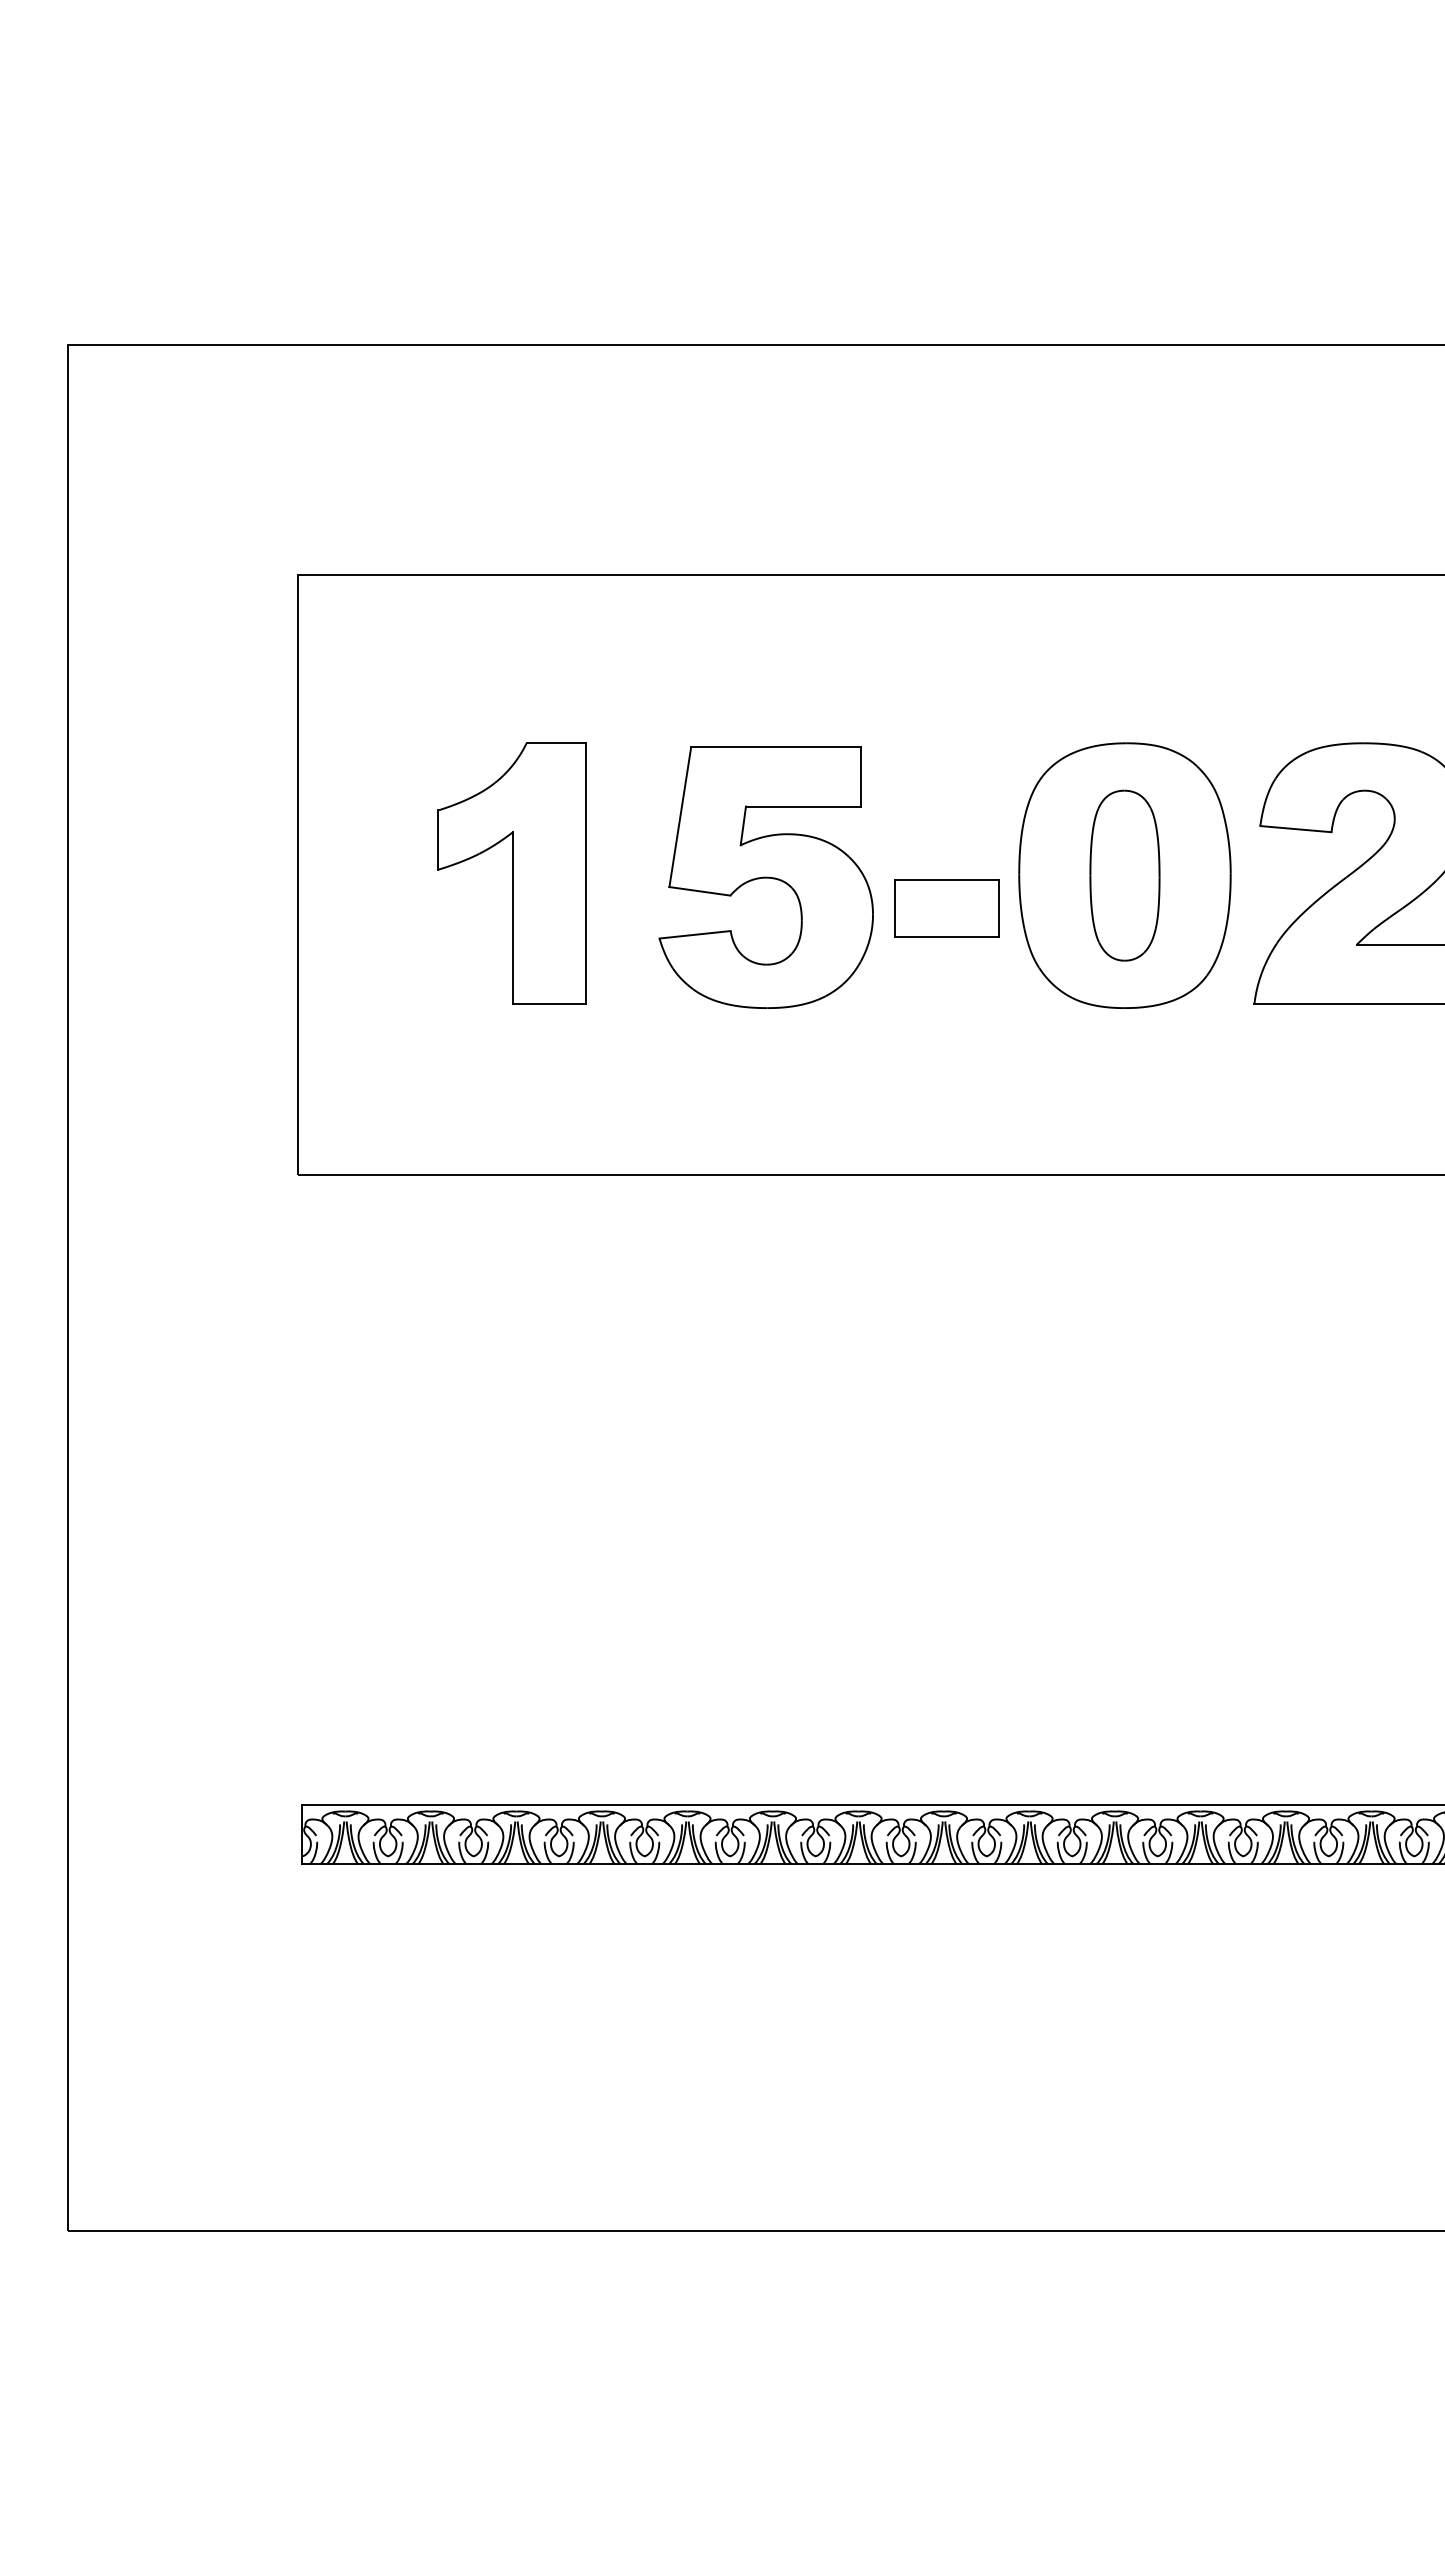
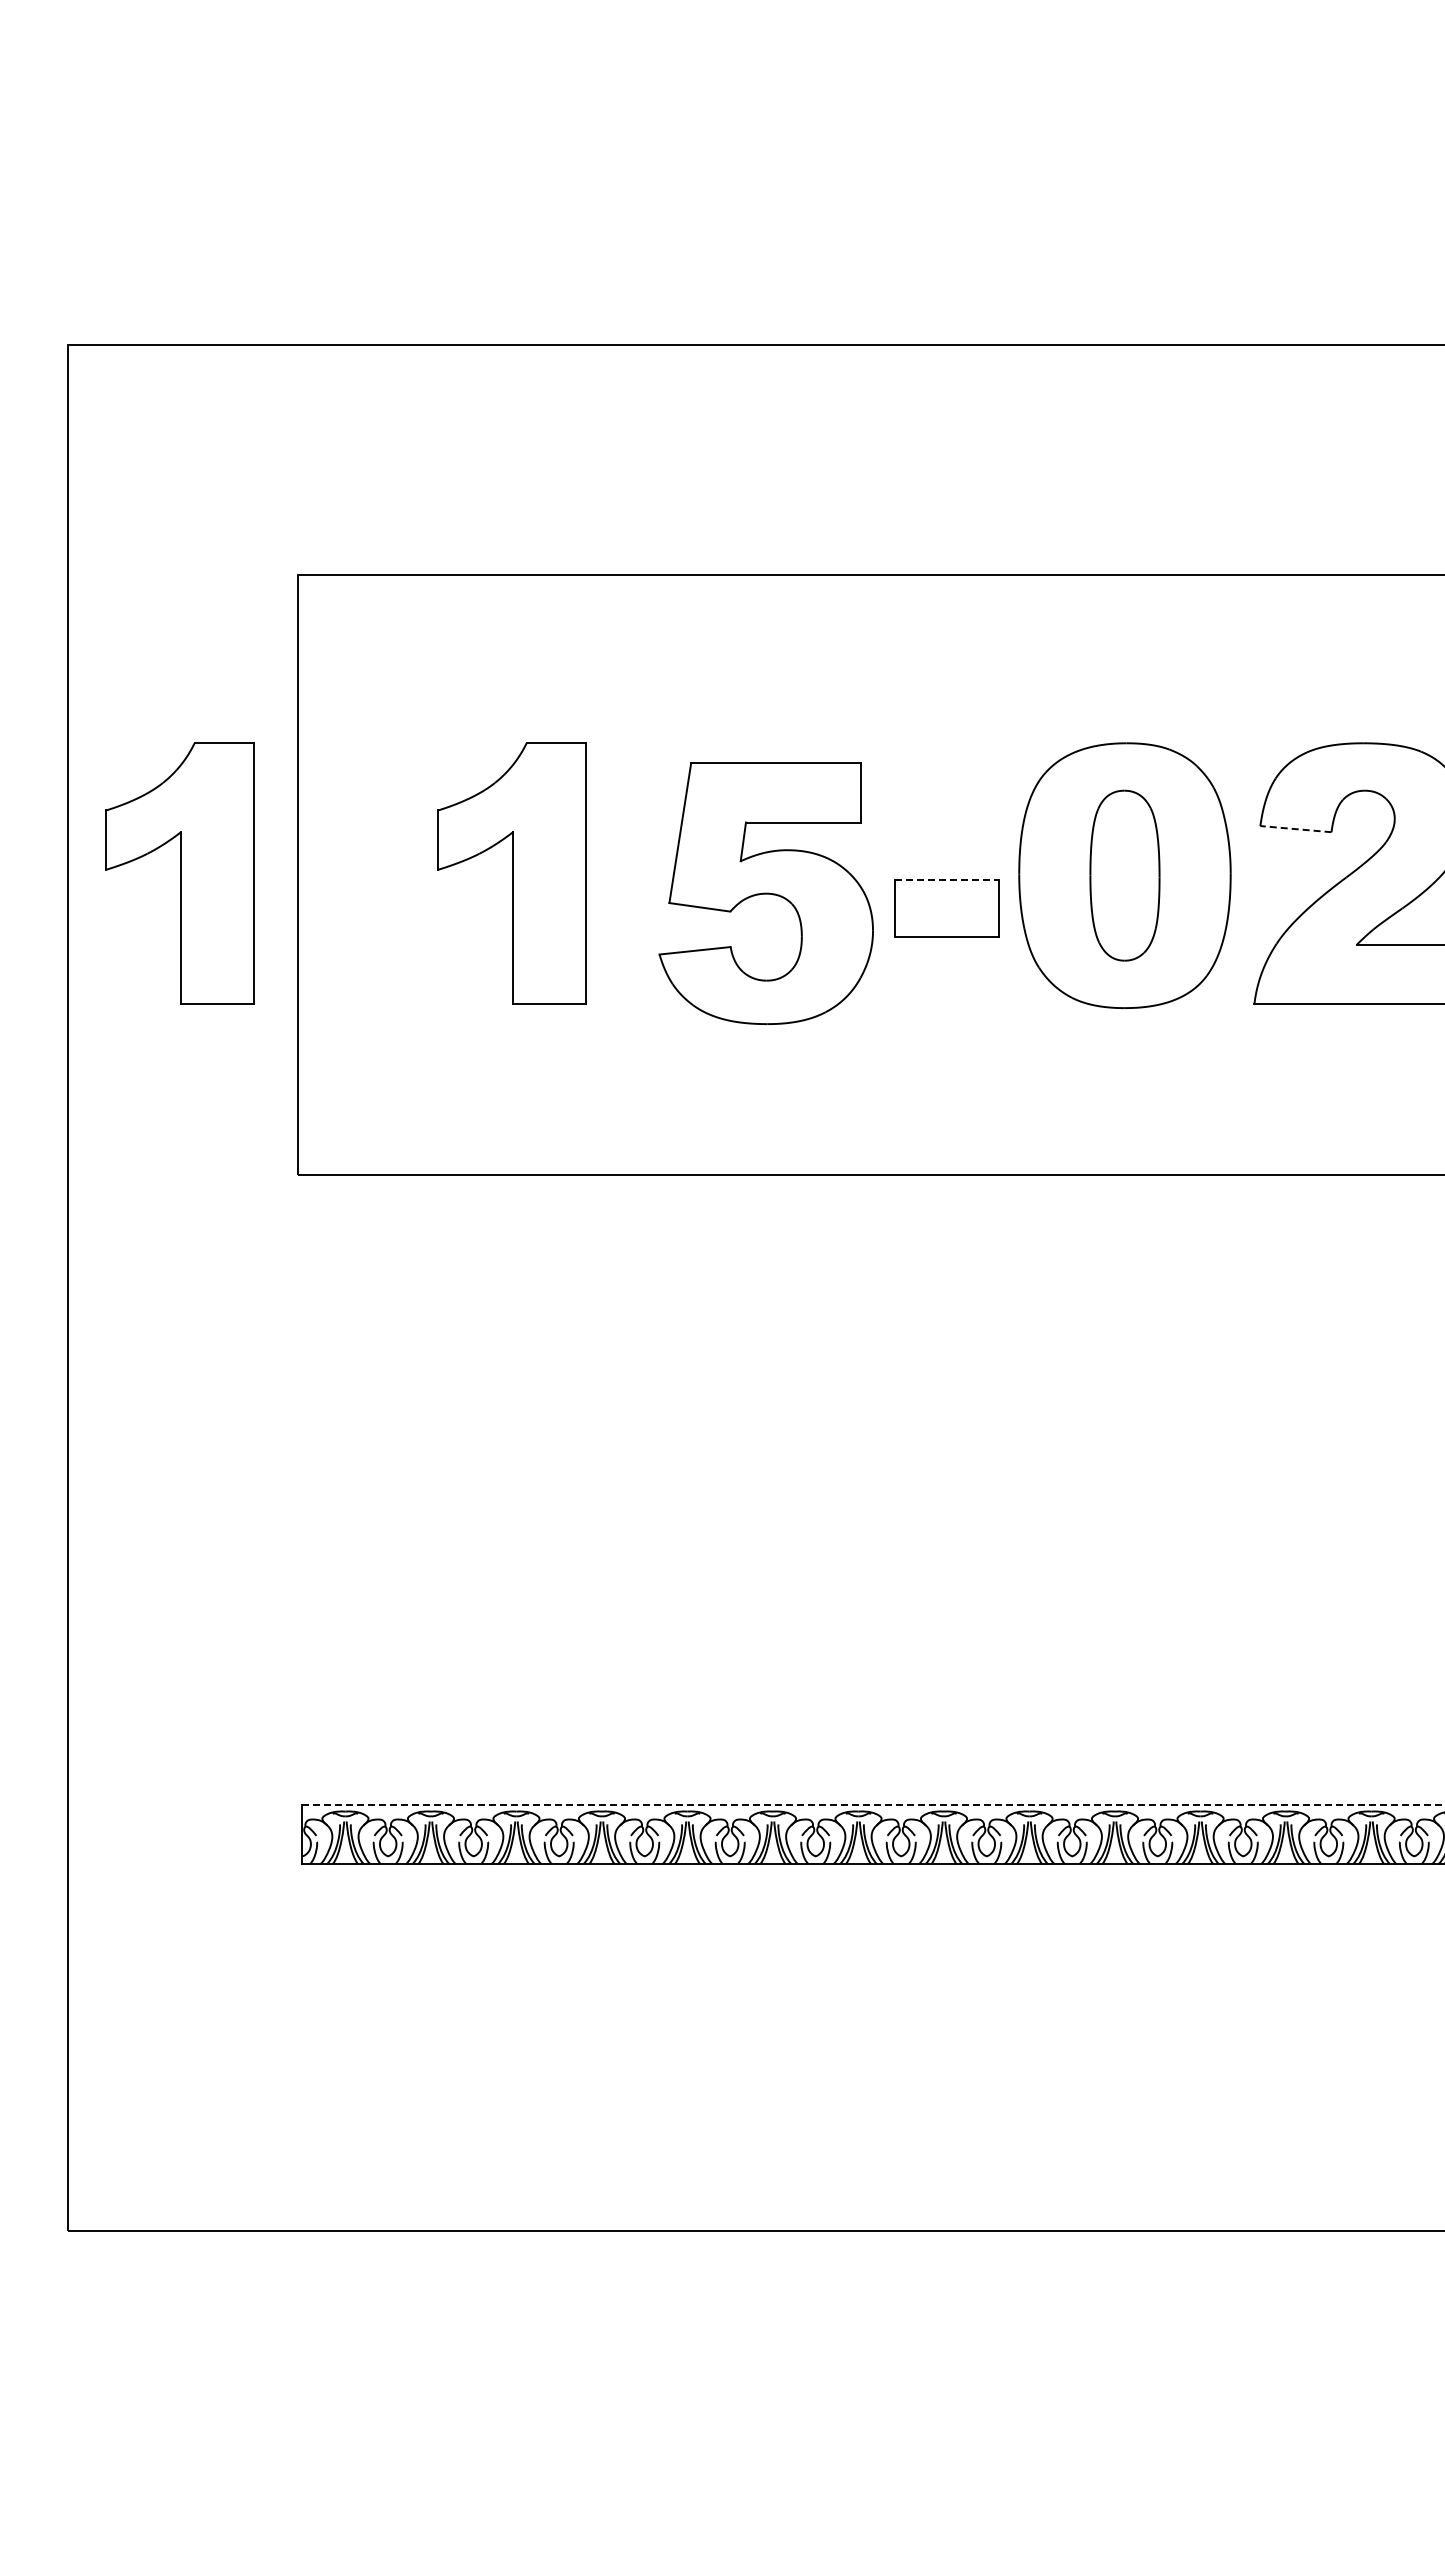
line: solid -> dashed (1295, 829)
part: none -> present (179, 873)
part position: (765, 877) -> (765, 893) (765, 893)
line: solid -> dashed (947, 879)
line: solid -> dashed (873, 1804)
